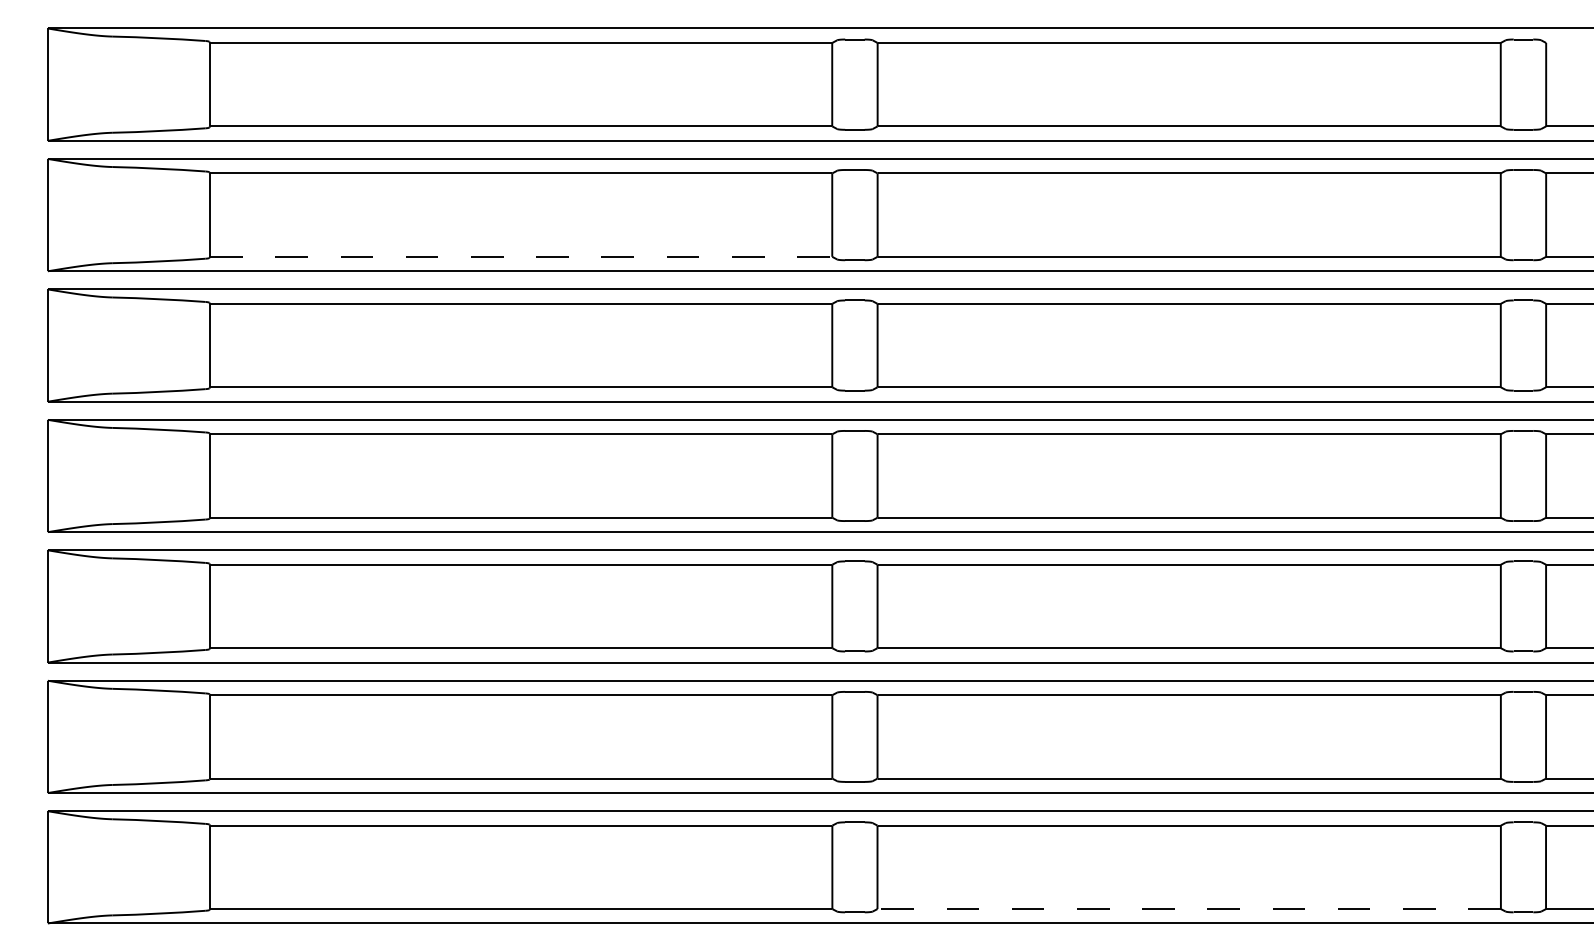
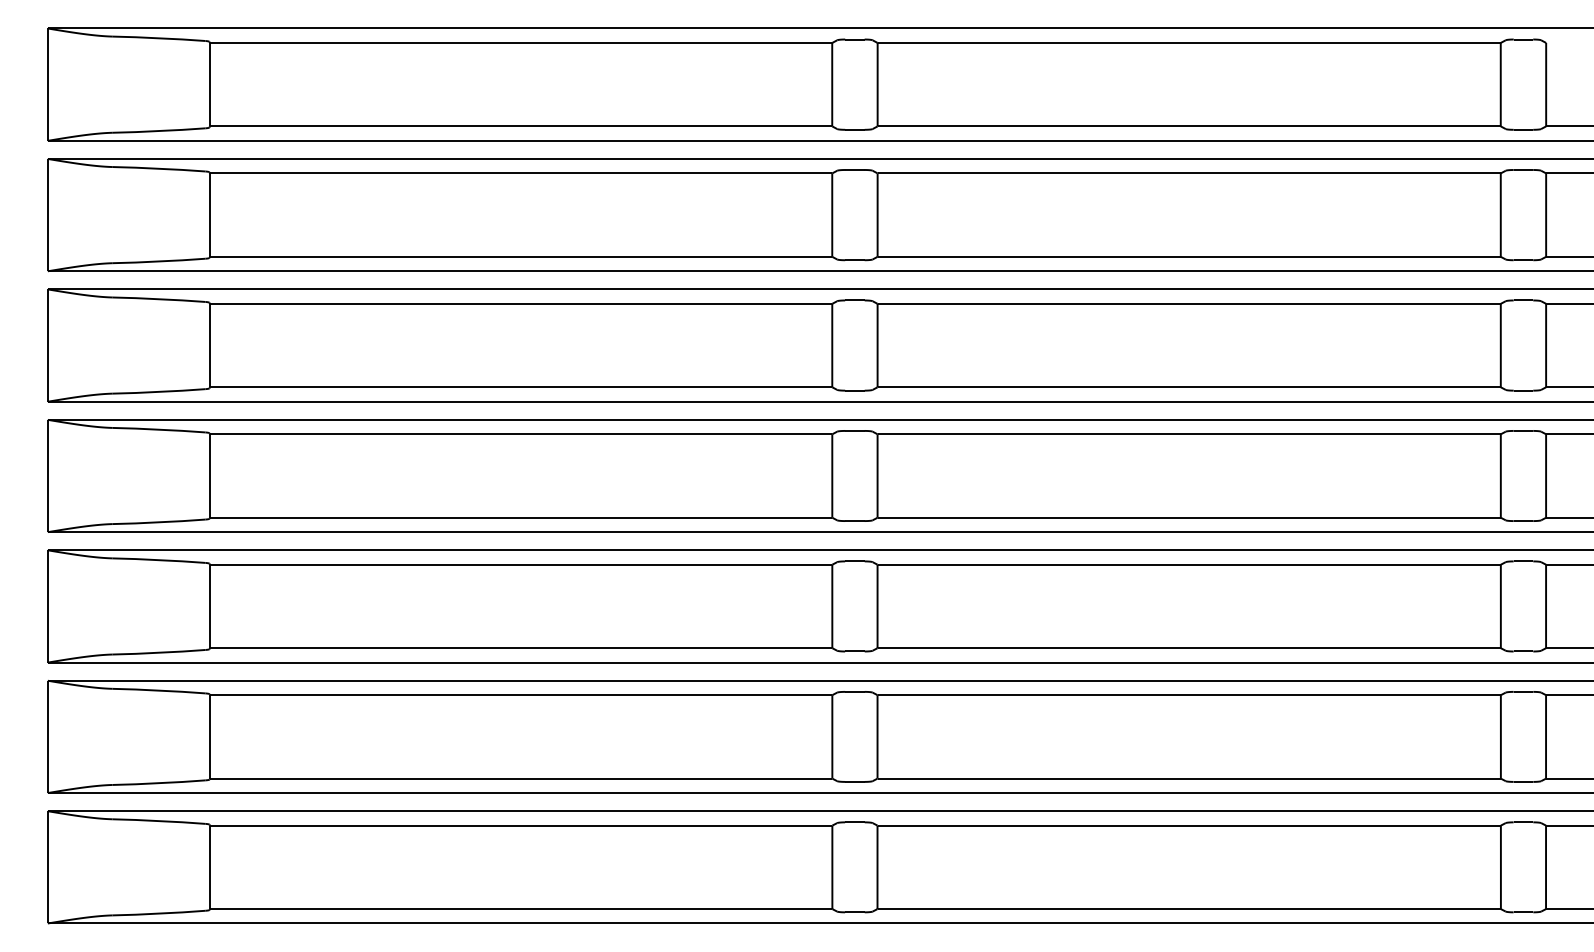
line: dashed -> solid (521, 256)
line: dashed -> solid (1189, 909)
